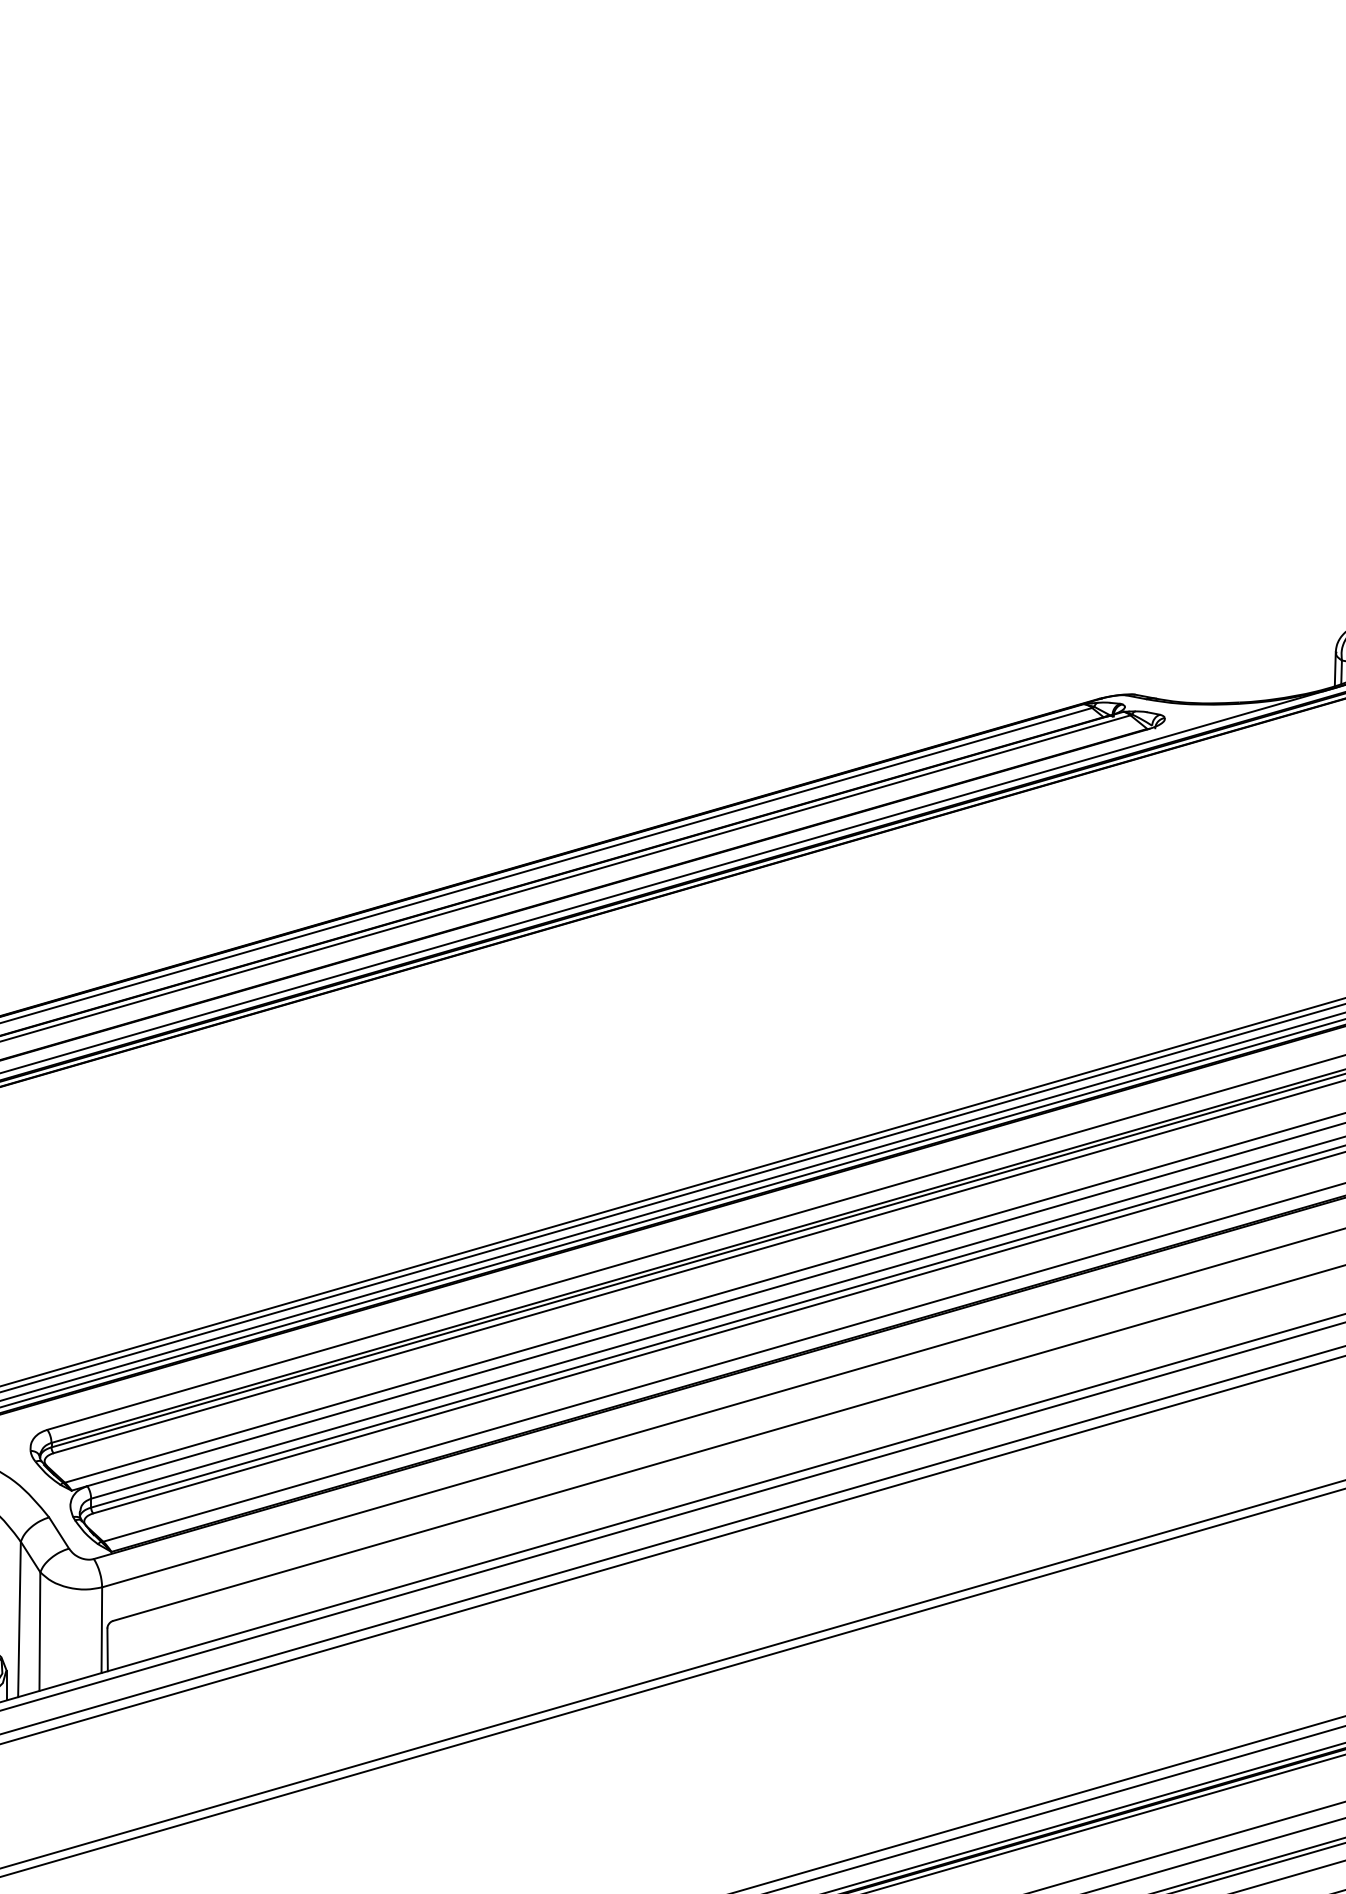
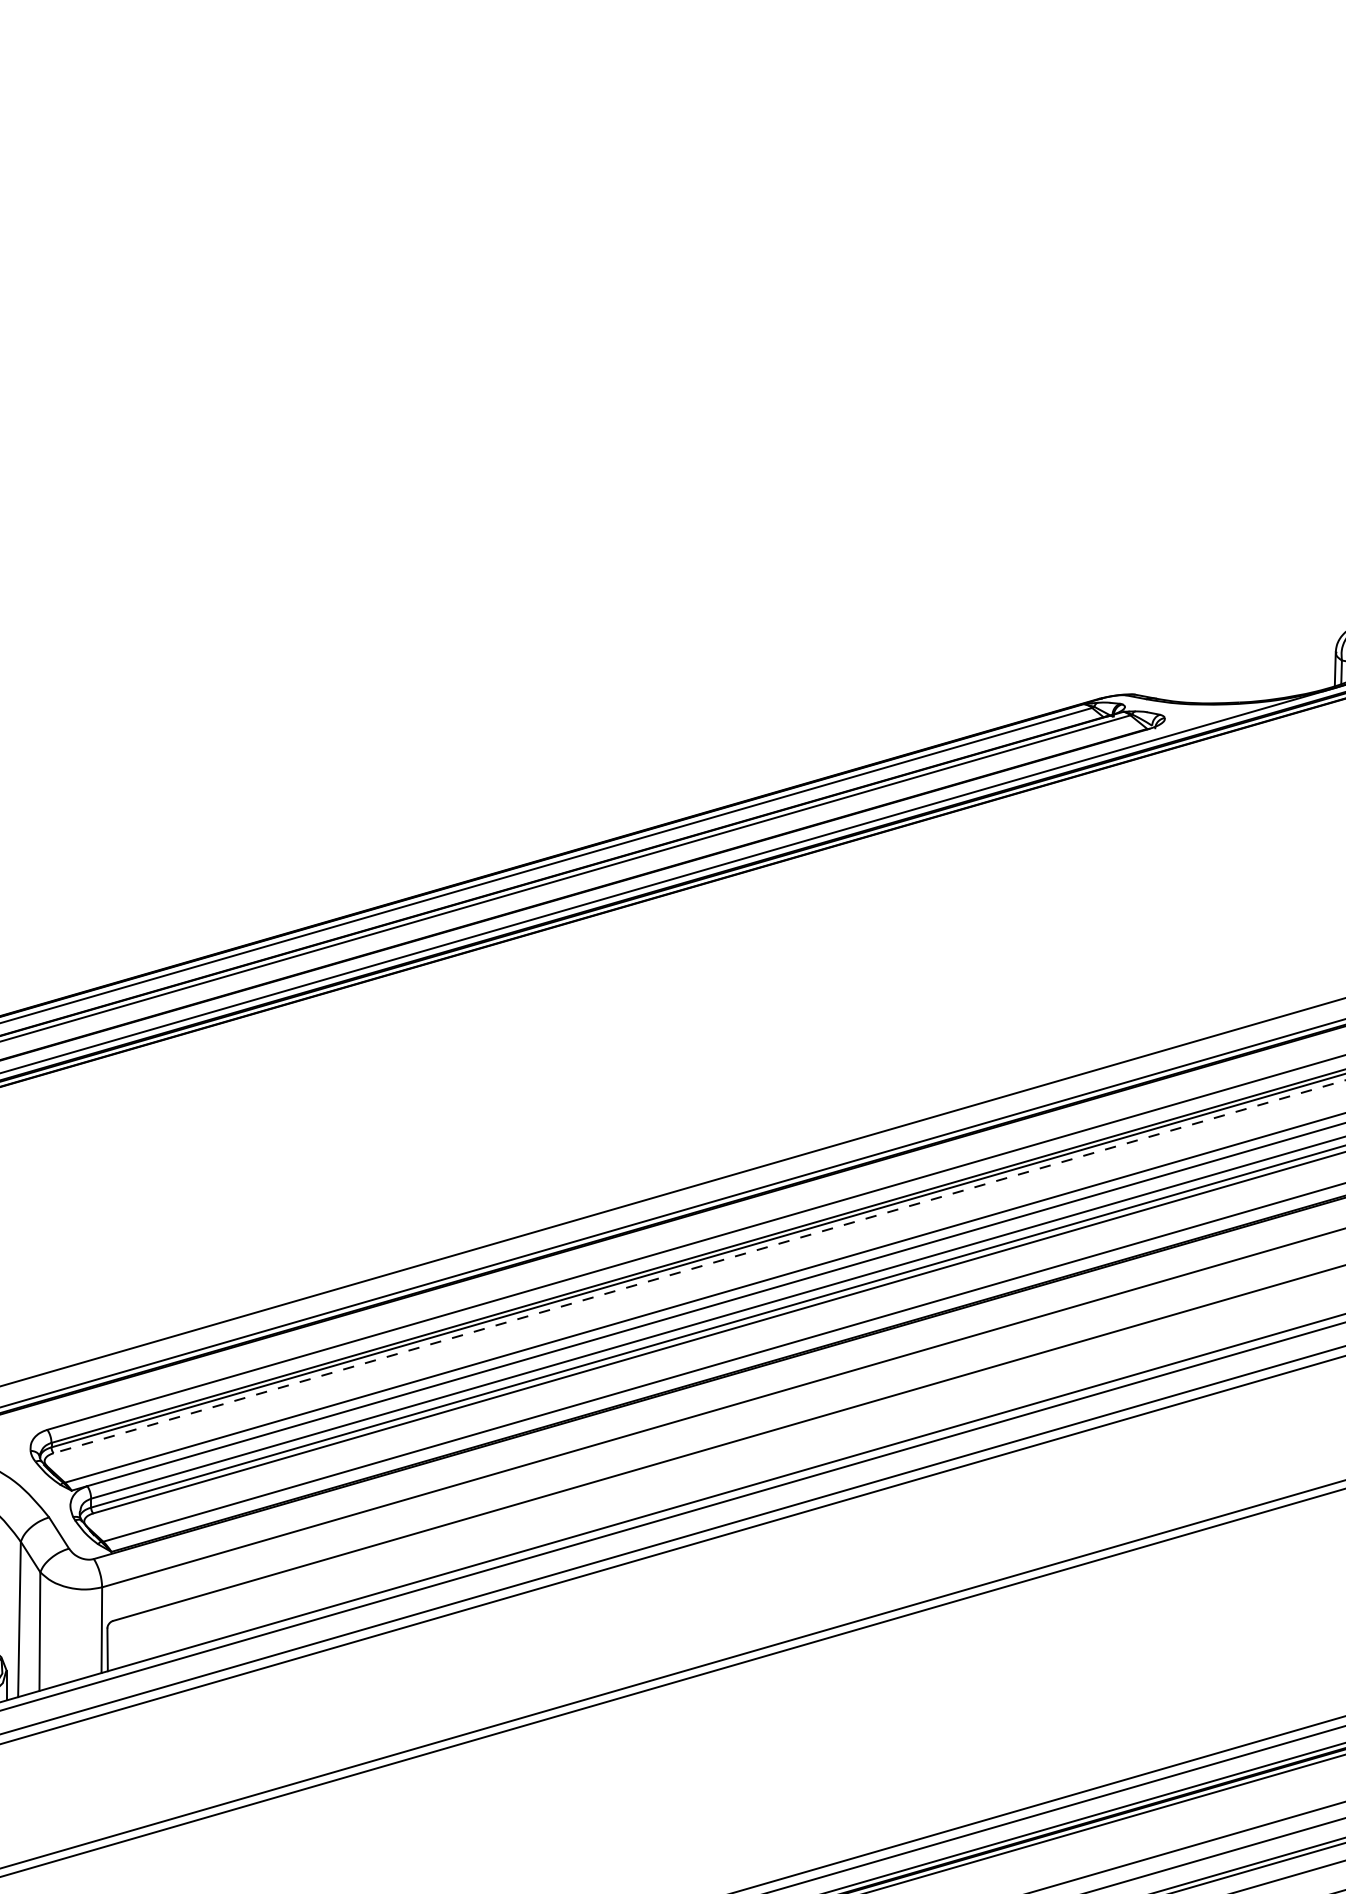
line: present -> none (672, 1197)
line: present -> none (672, 1206)
line: solid -> dashed (699, 1266)
